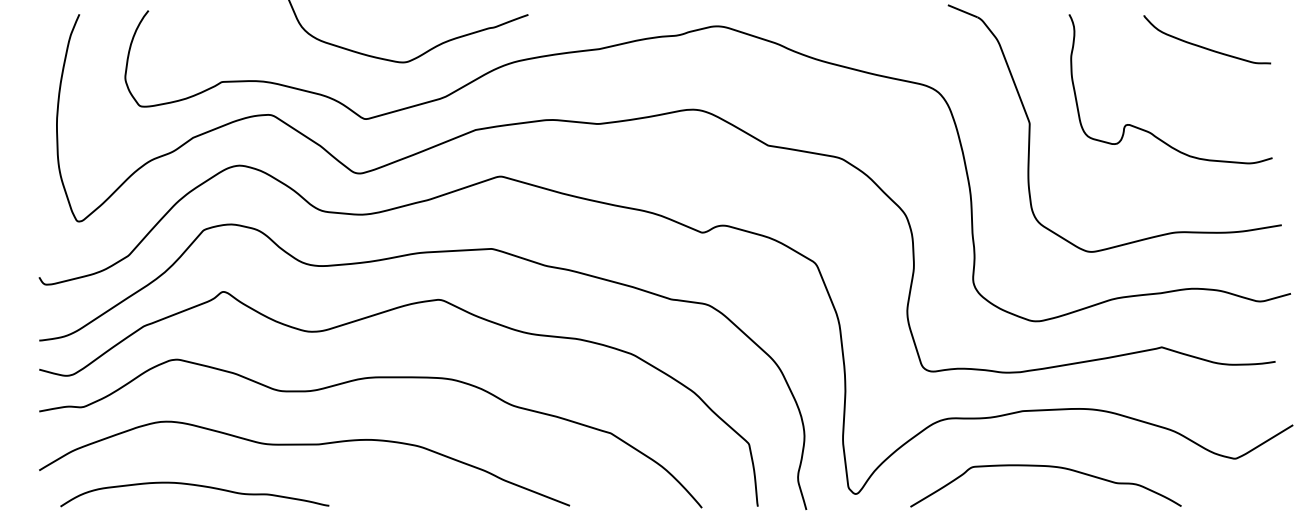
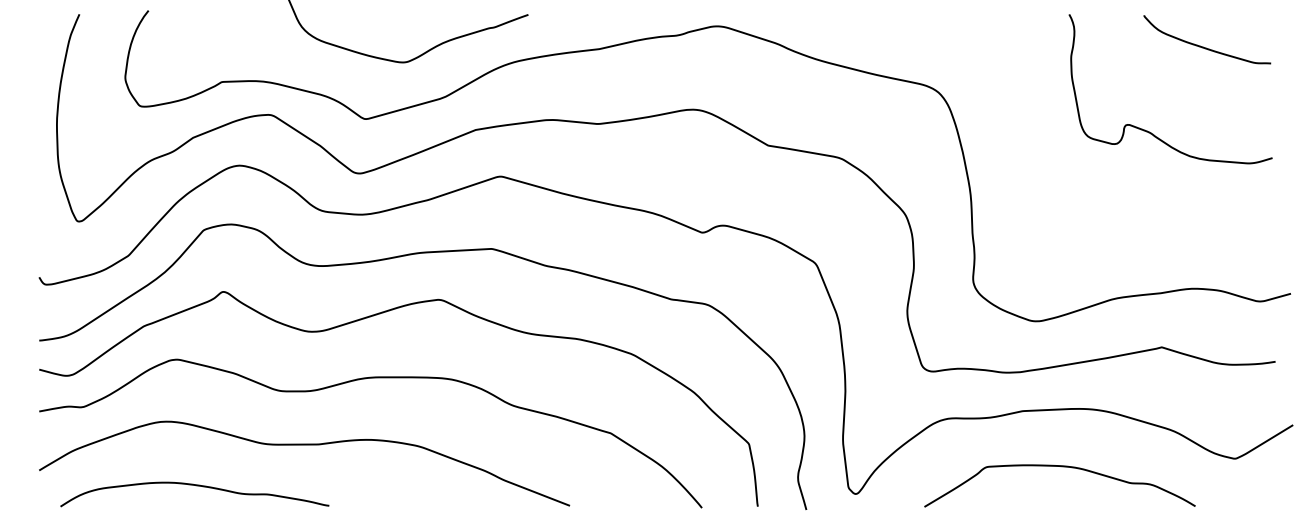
part: present -> none (1030, 128)
curve position: (1047, 467) -> (1061, 467) (1061, 467)
